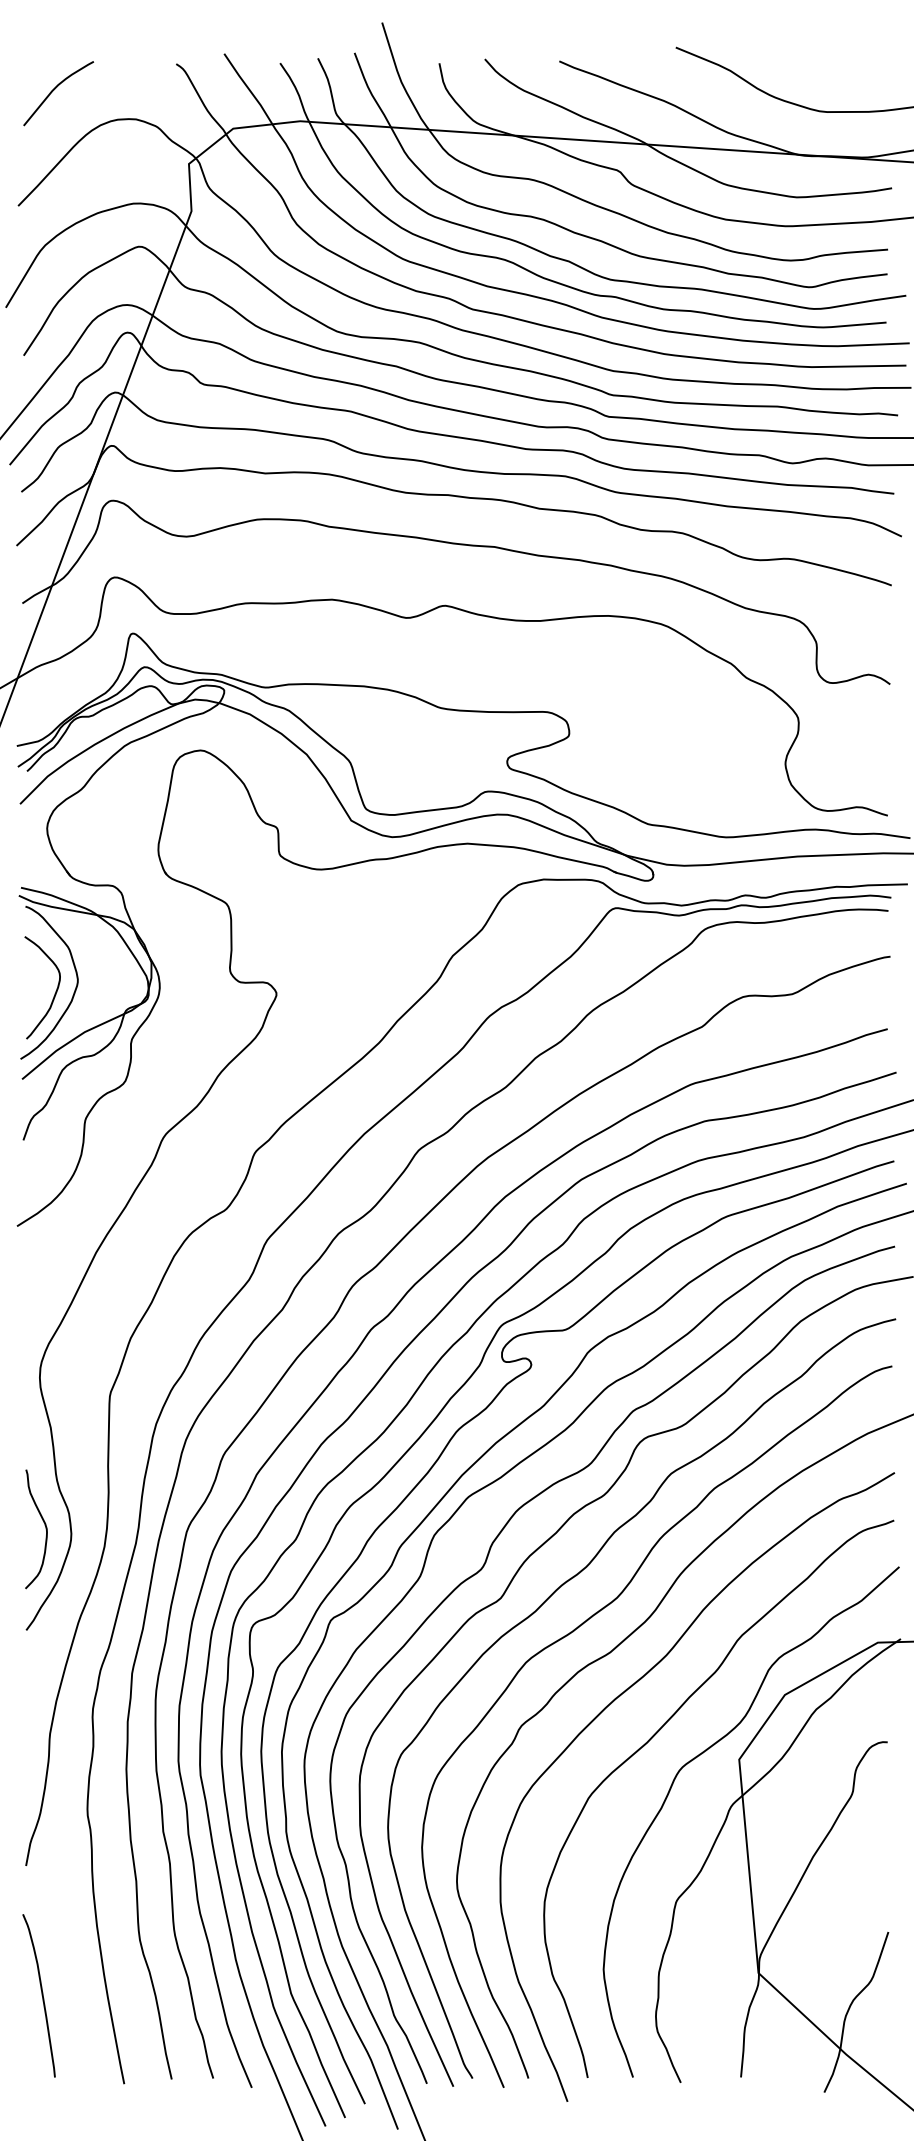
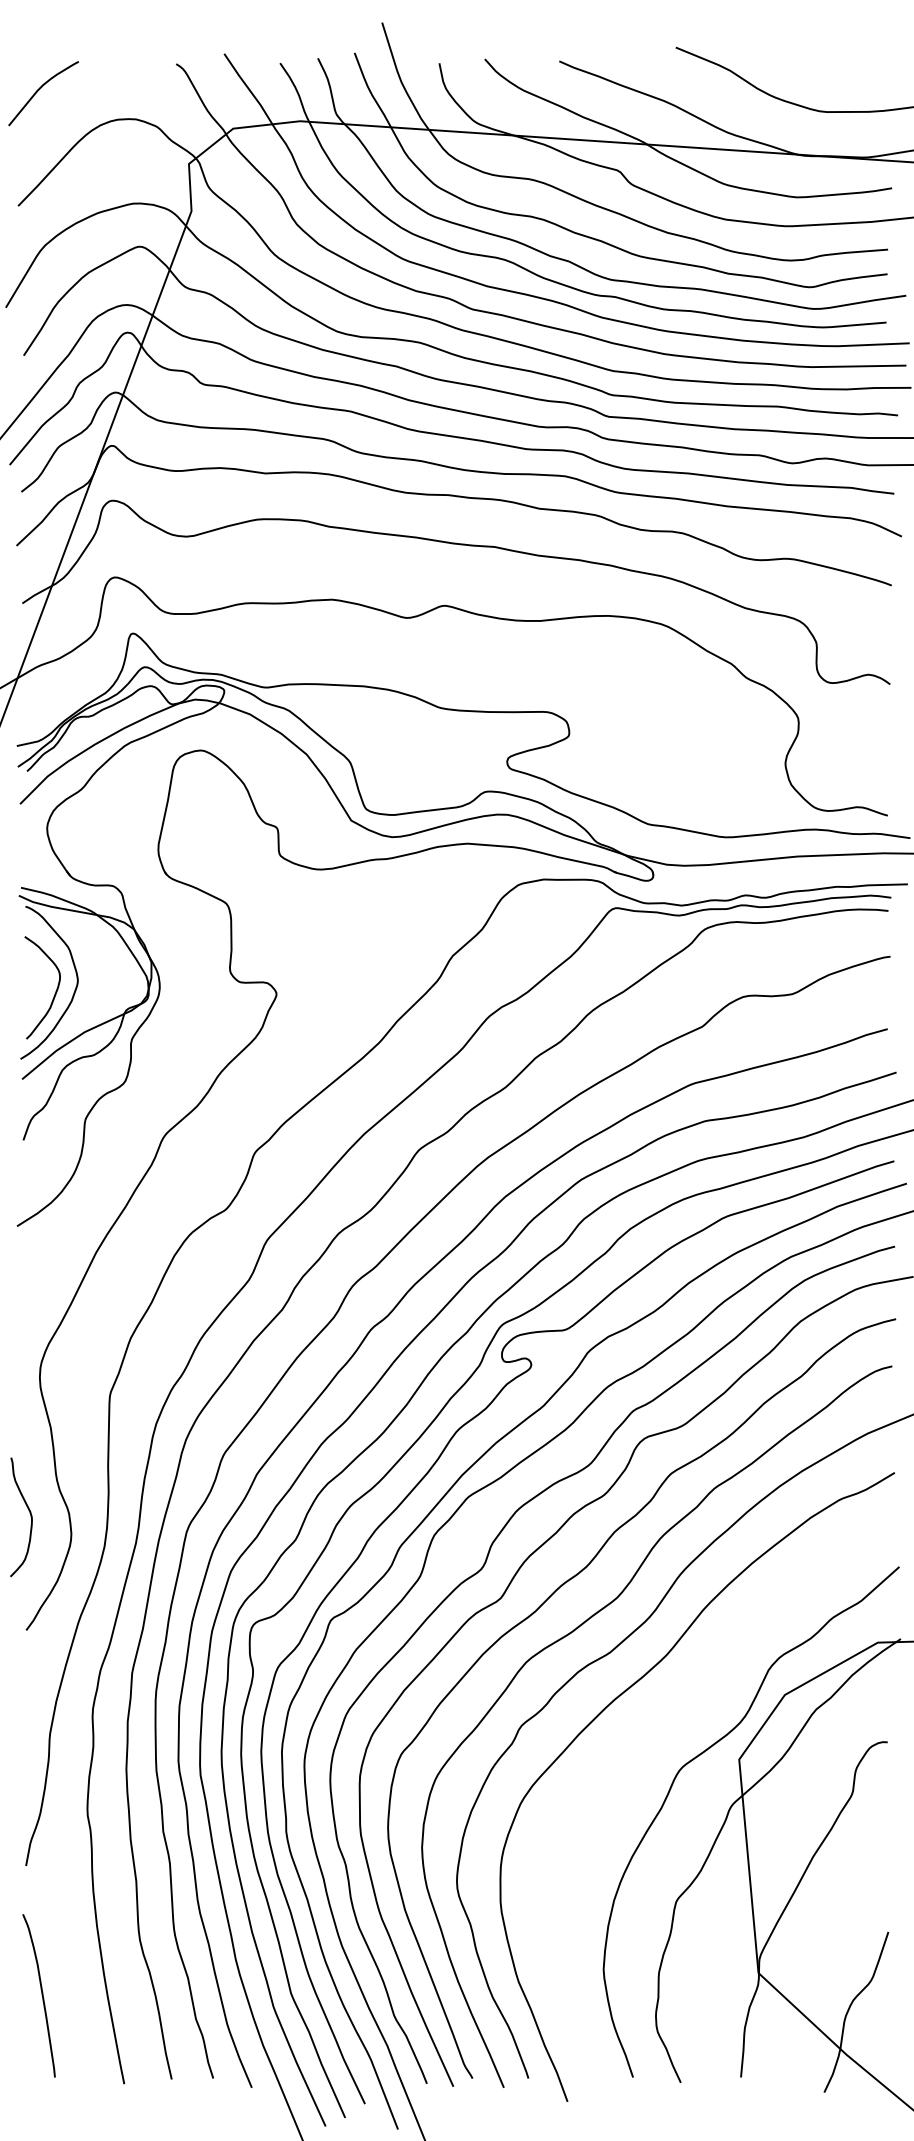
curve position: (55, 89) -> (40, 89) (40, 89)
curve position: (44, 1525) -> (29, 1513) (29, 1513)
curve: present -> none (655, 1735)
